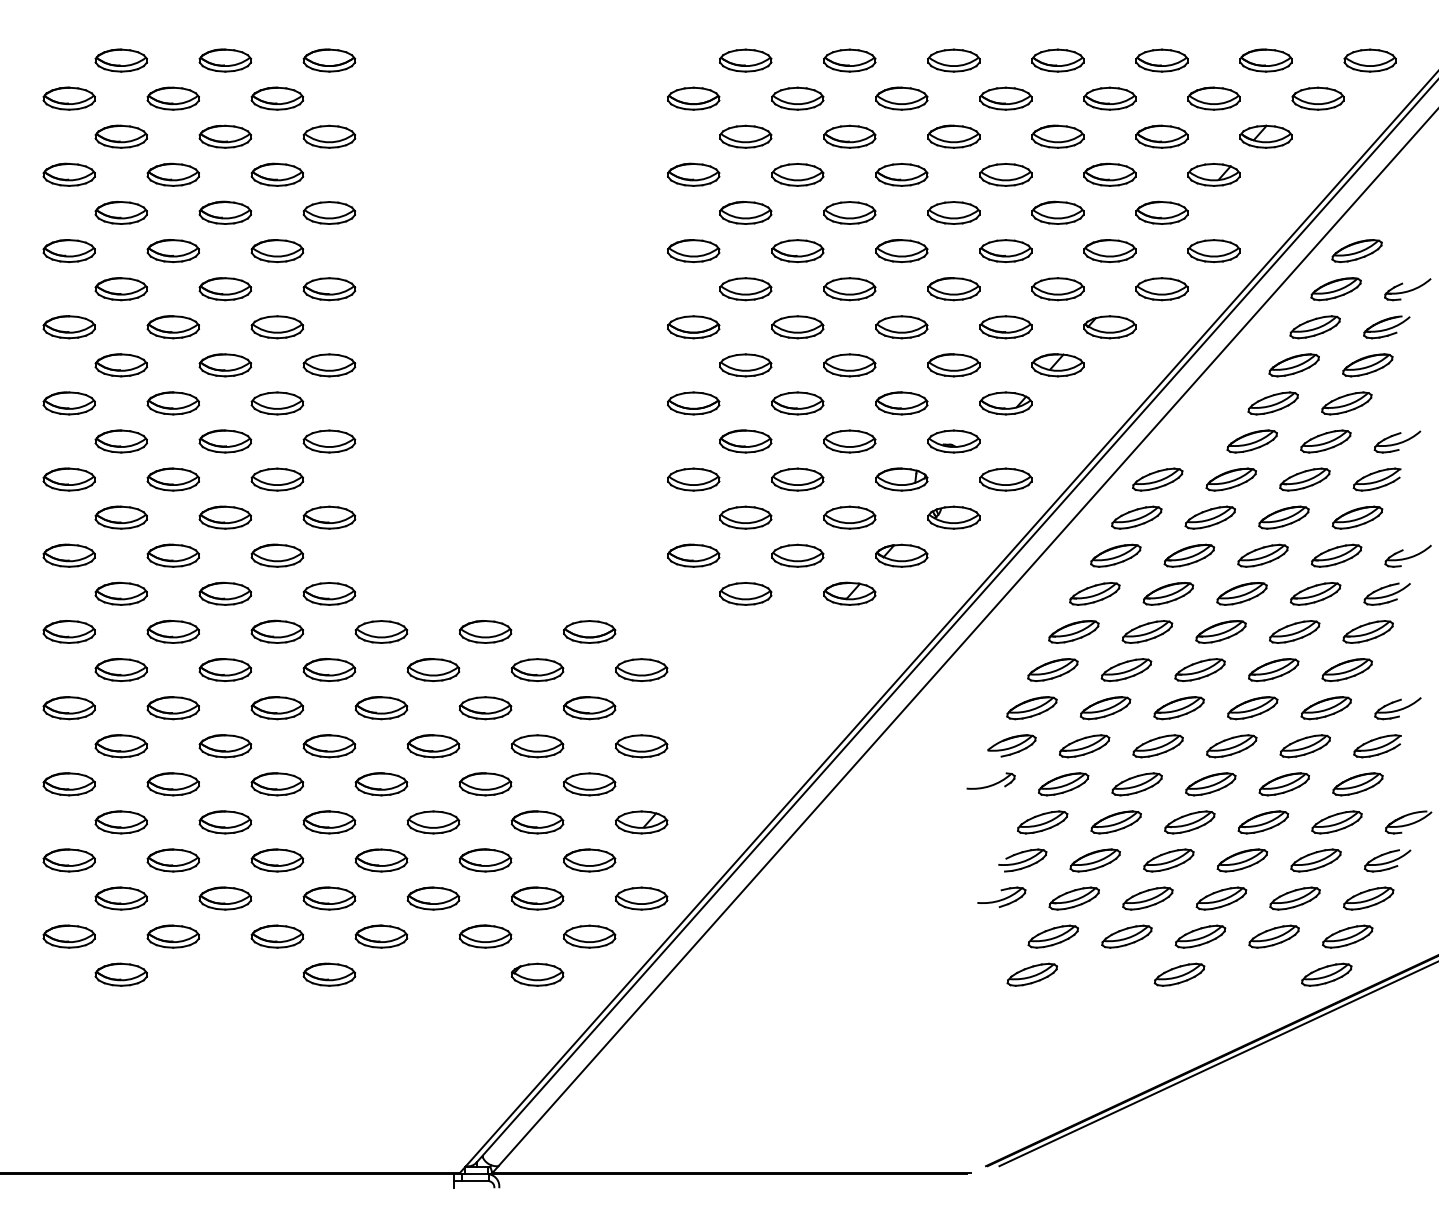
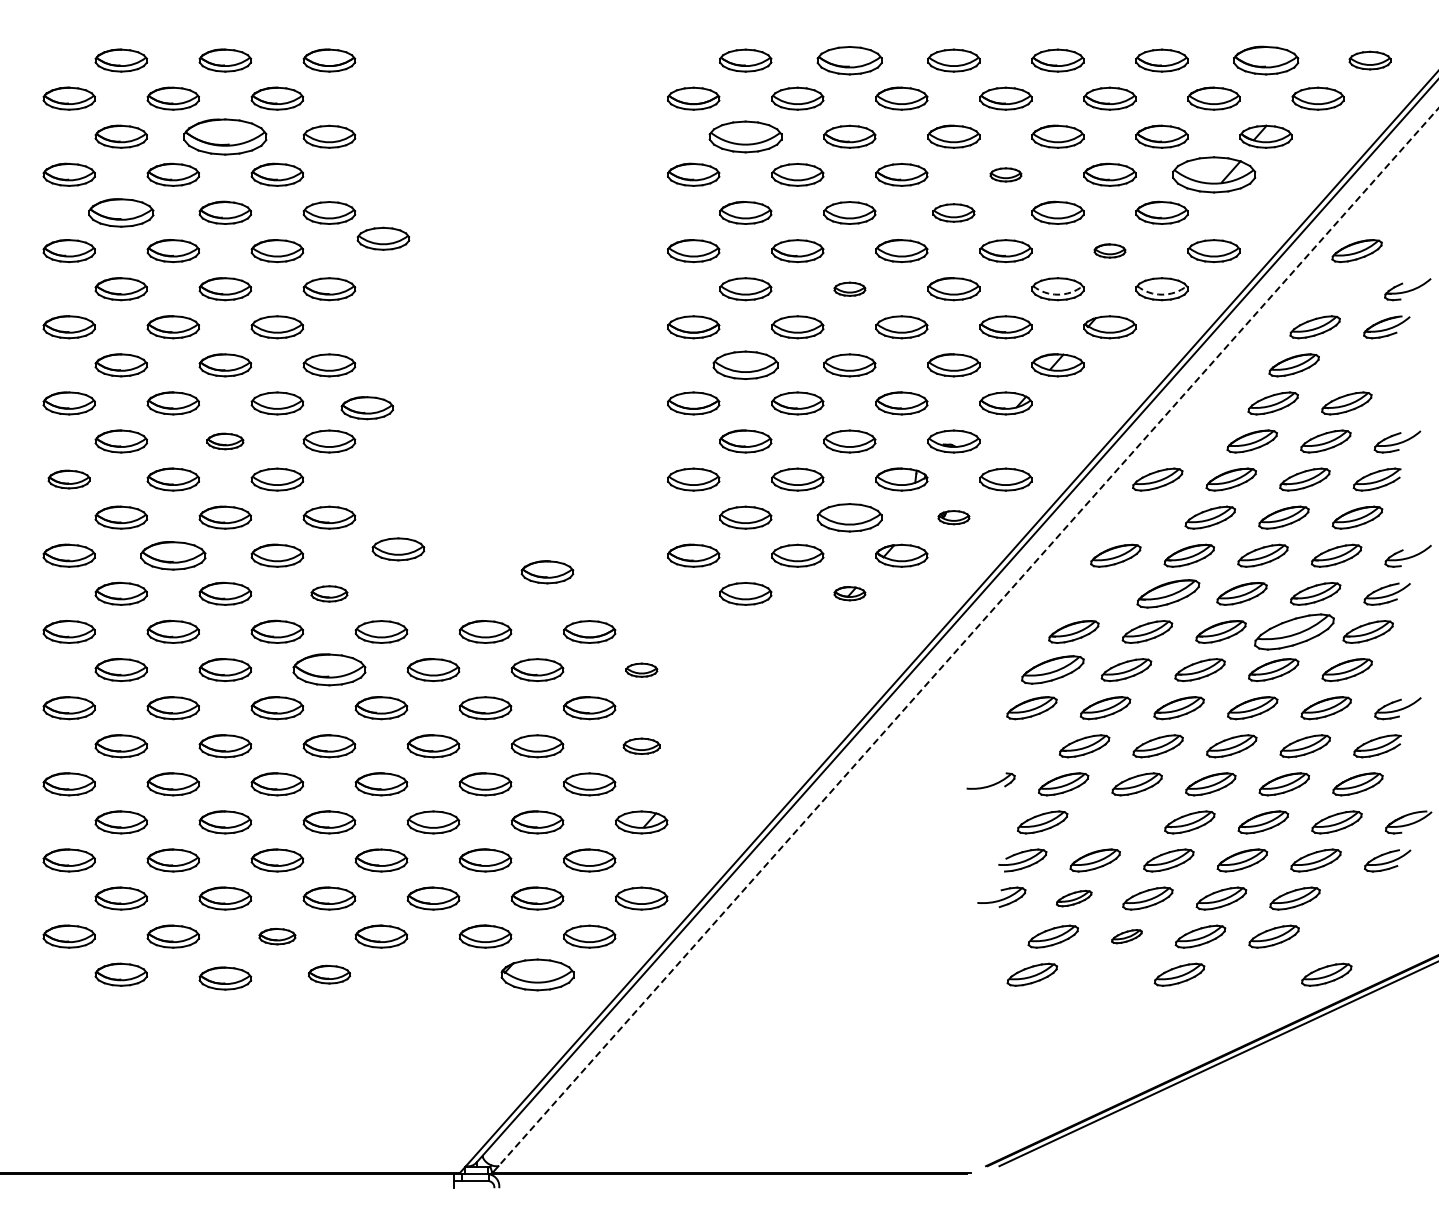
part size: 54x25 px -> 67x30 px (849, 60)
part size: 54x25 px -> 67x31 px (1266, 60)
part size: 54x25 px -> 44x21 px (1369, 60)
part size: 55x25 px -> 85x38 px (225, 136)
part size: 54x25 px -> 75x34 px (745, 136)
part size: 54x24 px -> 34x16 px (1005, 174)
part size: 54x24 px -> 85x38 px (1214, 174)
part size: 54x24 px -> 67x30 px (121, 212)
part size: 54x24 px -> 44x20 px (953, 212)
part: none -> present (383, 238)
part size: 54x24 px -> 34x16 px (1109, 250)
part size: 54x25 px -> 34x16 px (849, 288)
part: present -> none (1335, 289)
arc: solid -> dashed (1057, 294)
arc: solid -> dashed (1162, 294)
part size: 54x25 px -> 67x30 px (745, 364)
part: present -> none (1367, 365)
part: none -> present (367, 408)
part size: 55x25 px -> 39x19 px (225, 441)
part size: 54x25 px -> 44x21 px (68, 479)
part size: 54x25 px -> 67x30 px (849, 517)
part size: 54x25 px -> 34x16 px (953, 517)
part: present -> none (1136, 517)
part: none -> present (398, 549)
part size: 54x25 px -> 67x30 px (173, 555)
part: none -> present (547, 572)
part size: 55x24 px -> 39x18 px (329, 593)
part size: 54x25 px -> 34x16 px (849, 593)
part: present -> none (1094, 593)
part size: 53x24 px -> 65x30 px (1168, 593)
part size: 52x24 px -> 81x38 px (1294, 631)
line: solid -> dashed (968, 637)
part size: 55x25 px -> 75x34 px (329, 669)
part size: 54x25 px -> 34x16 px (641, 669)
part size: 52x25 px -> 64x30 px (1052, 669)
part: present -> none (1011, 745)
part size: 54x25 px -> 39x18 px (641, 745)
part: present -> none (1115, 822)
part size: 52x25 px -> 37x19 px (1074, 898)
part: present -> none (1368, 898)
part size: 55x25 px -> 39x18 px (277, 936)
part size: 52x25 px -> 32x16 px (1126, 936)
part: present -> none (1347, 936)
part size: 55x25 px -> 44x21 px (328, 974)
part size: 55x25 px -> 75x34 px (537, 974)
part: none -> present (225, 978)
